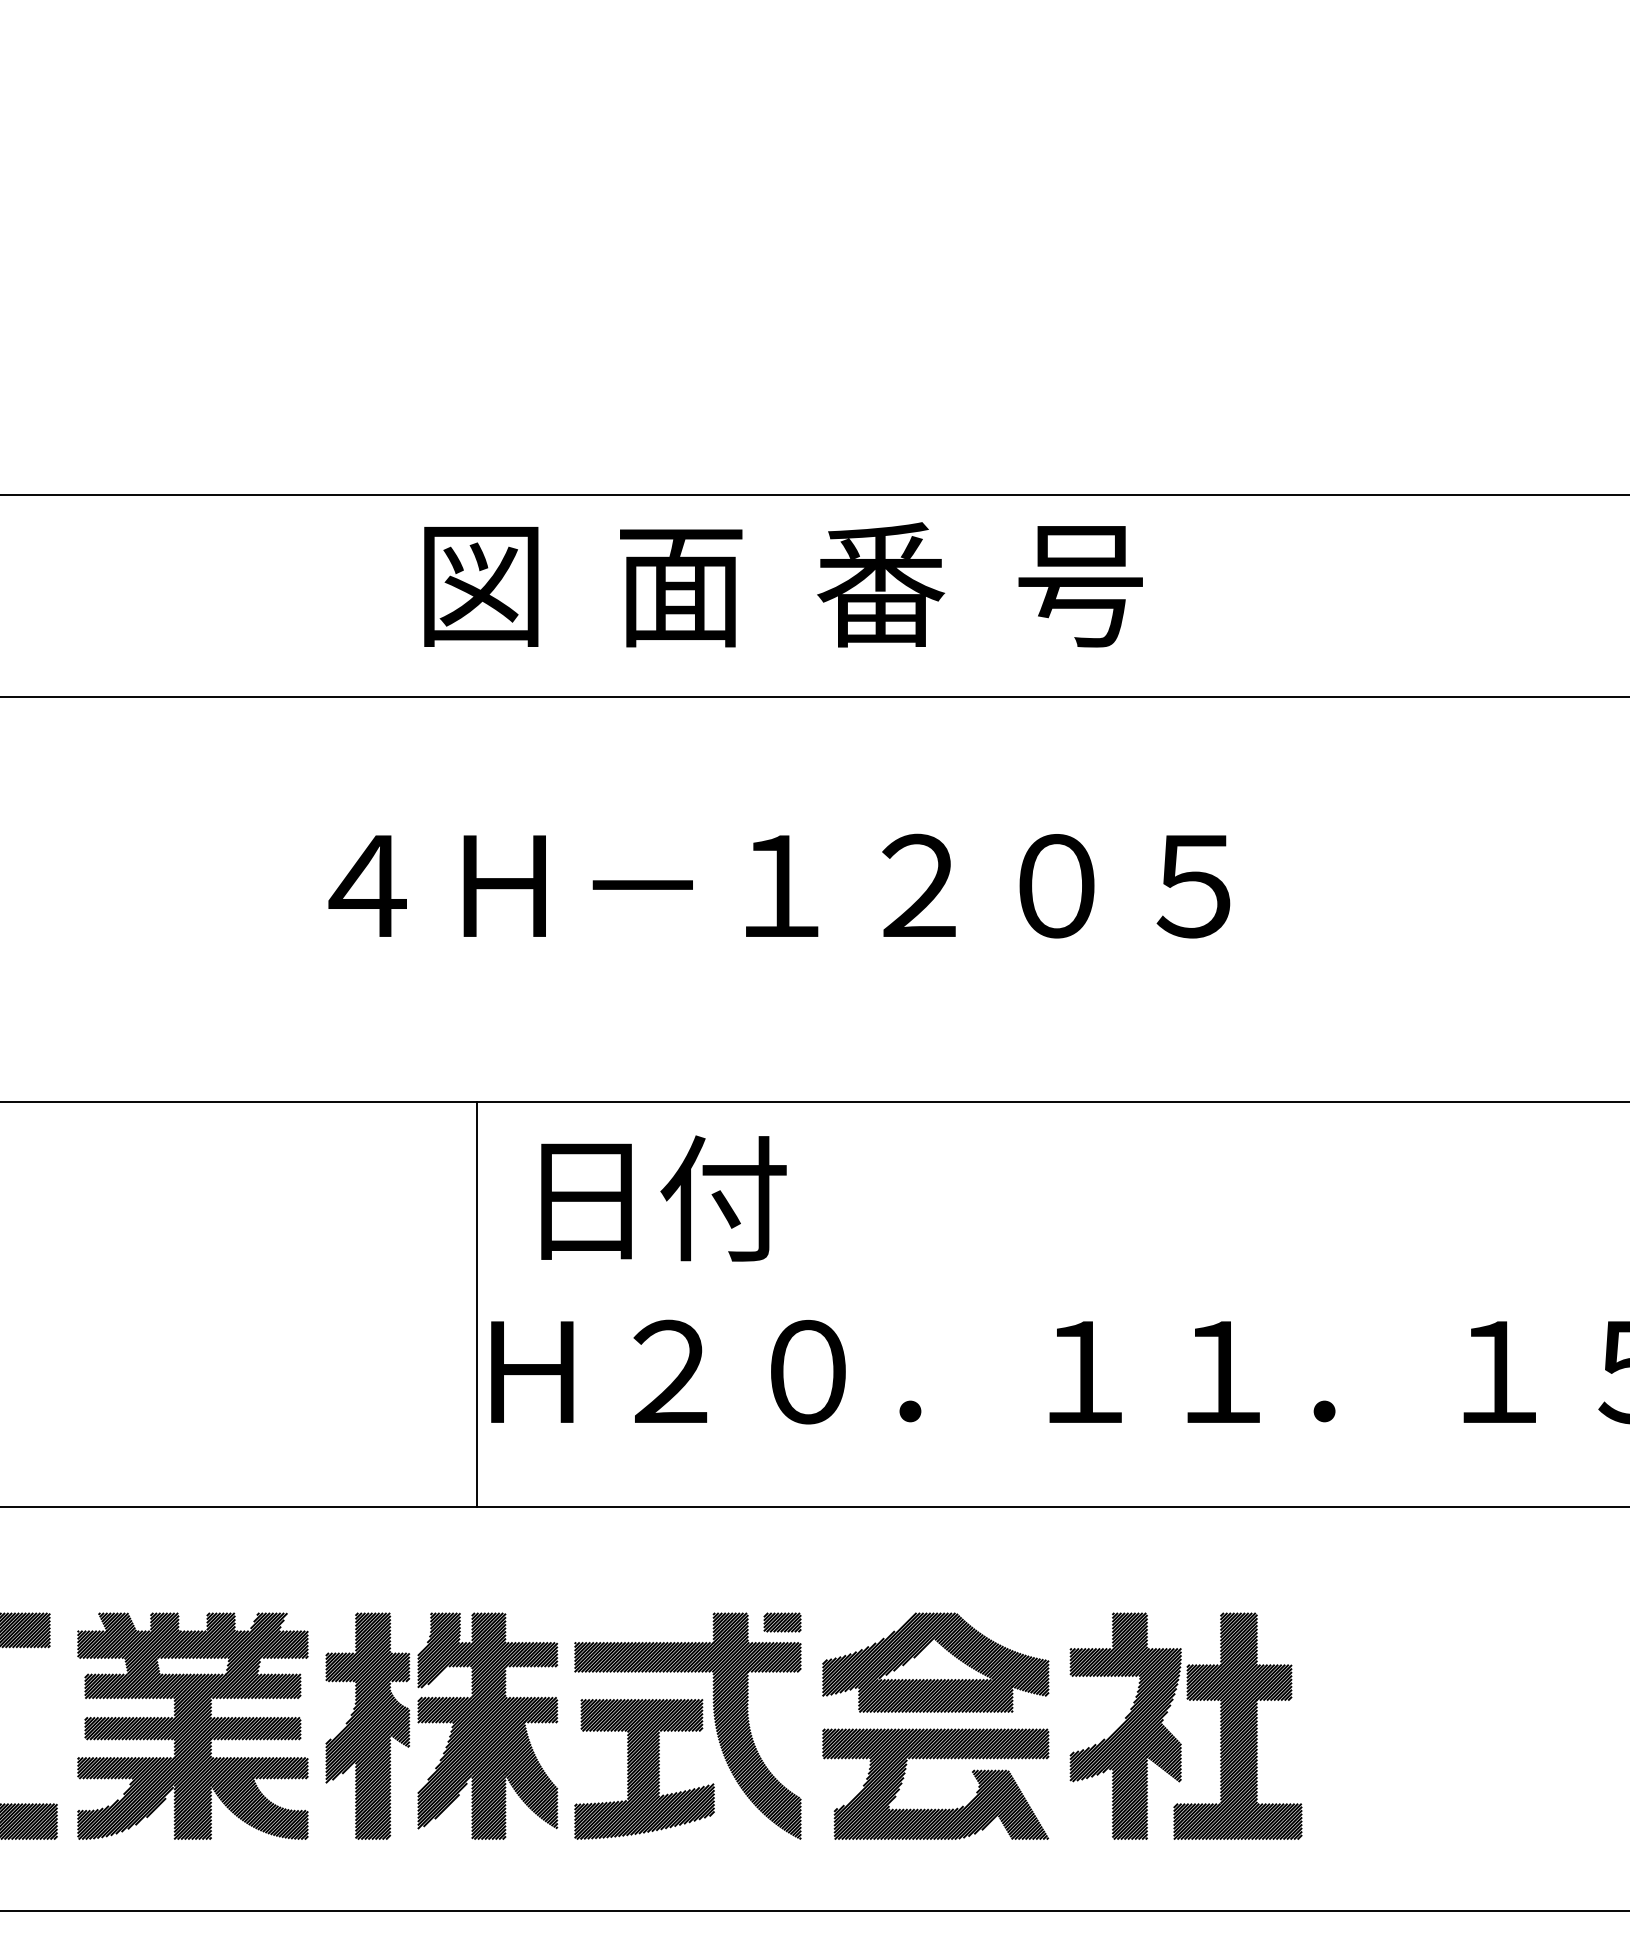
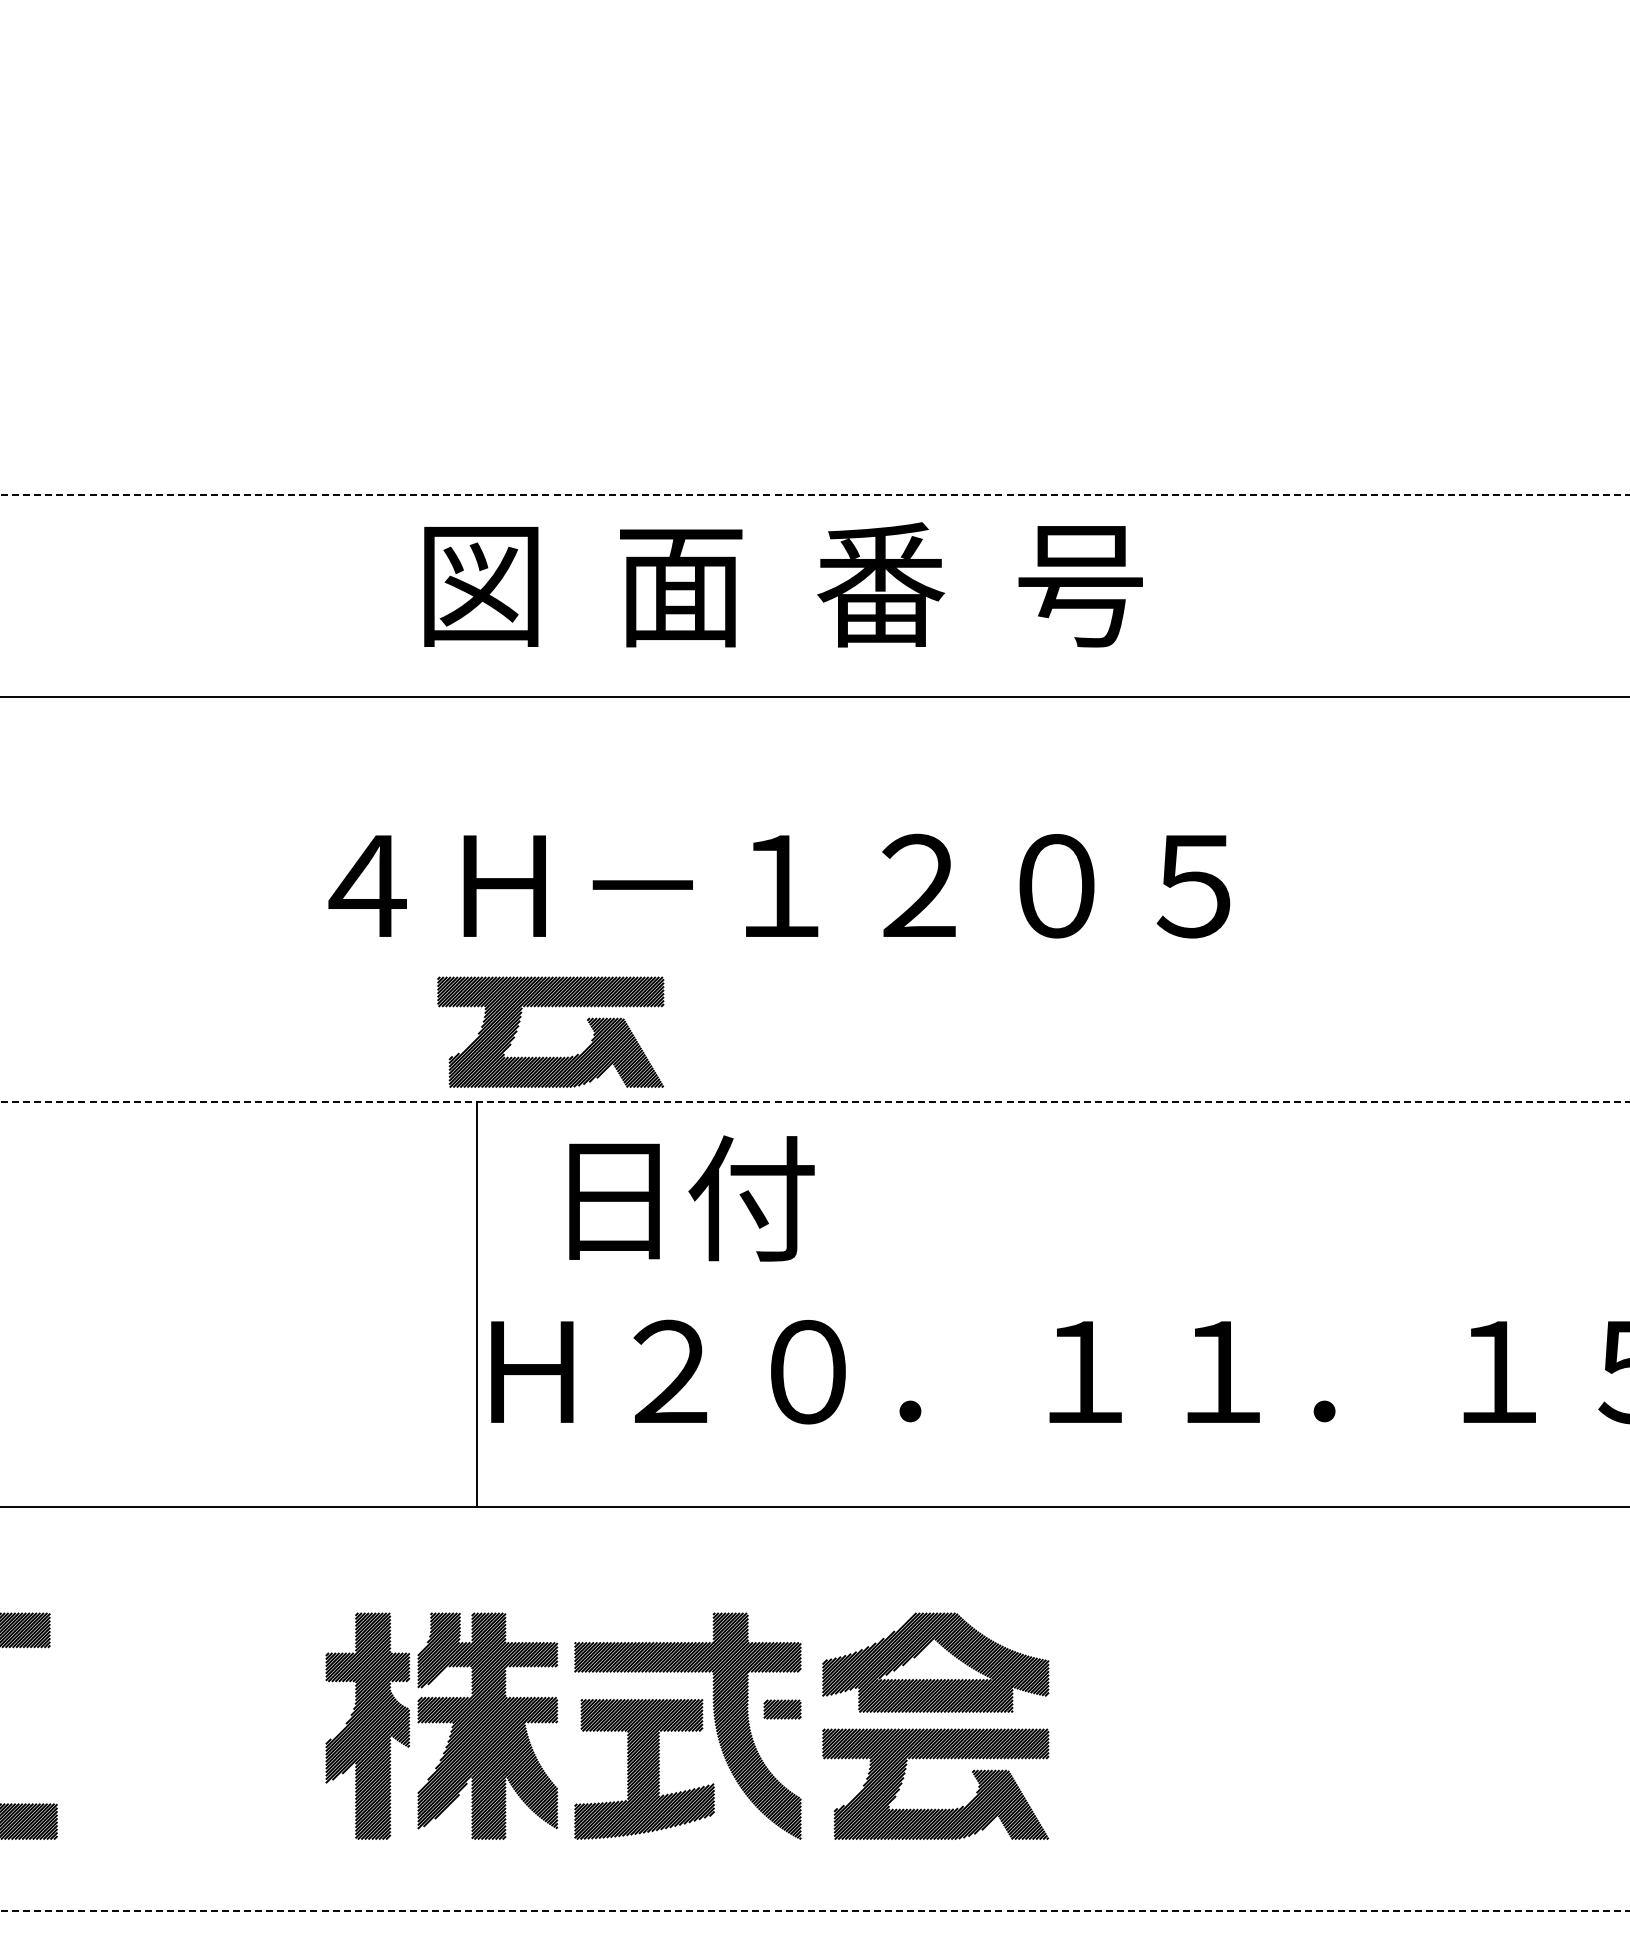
line: solid -> dashed (815, 494)
part: none -> present (548, 1007)
line: solid -> dashed (815, 1101)
text position: (663, 1198) -> (691, 1198) (691, 1198)
part position: (782, 1622) -> (782, 1709) (782, 1709)
part: present -> none (192, 1725)
part: present -> none (1174, 1736)
line: solid -> dashed (815, 1911)
